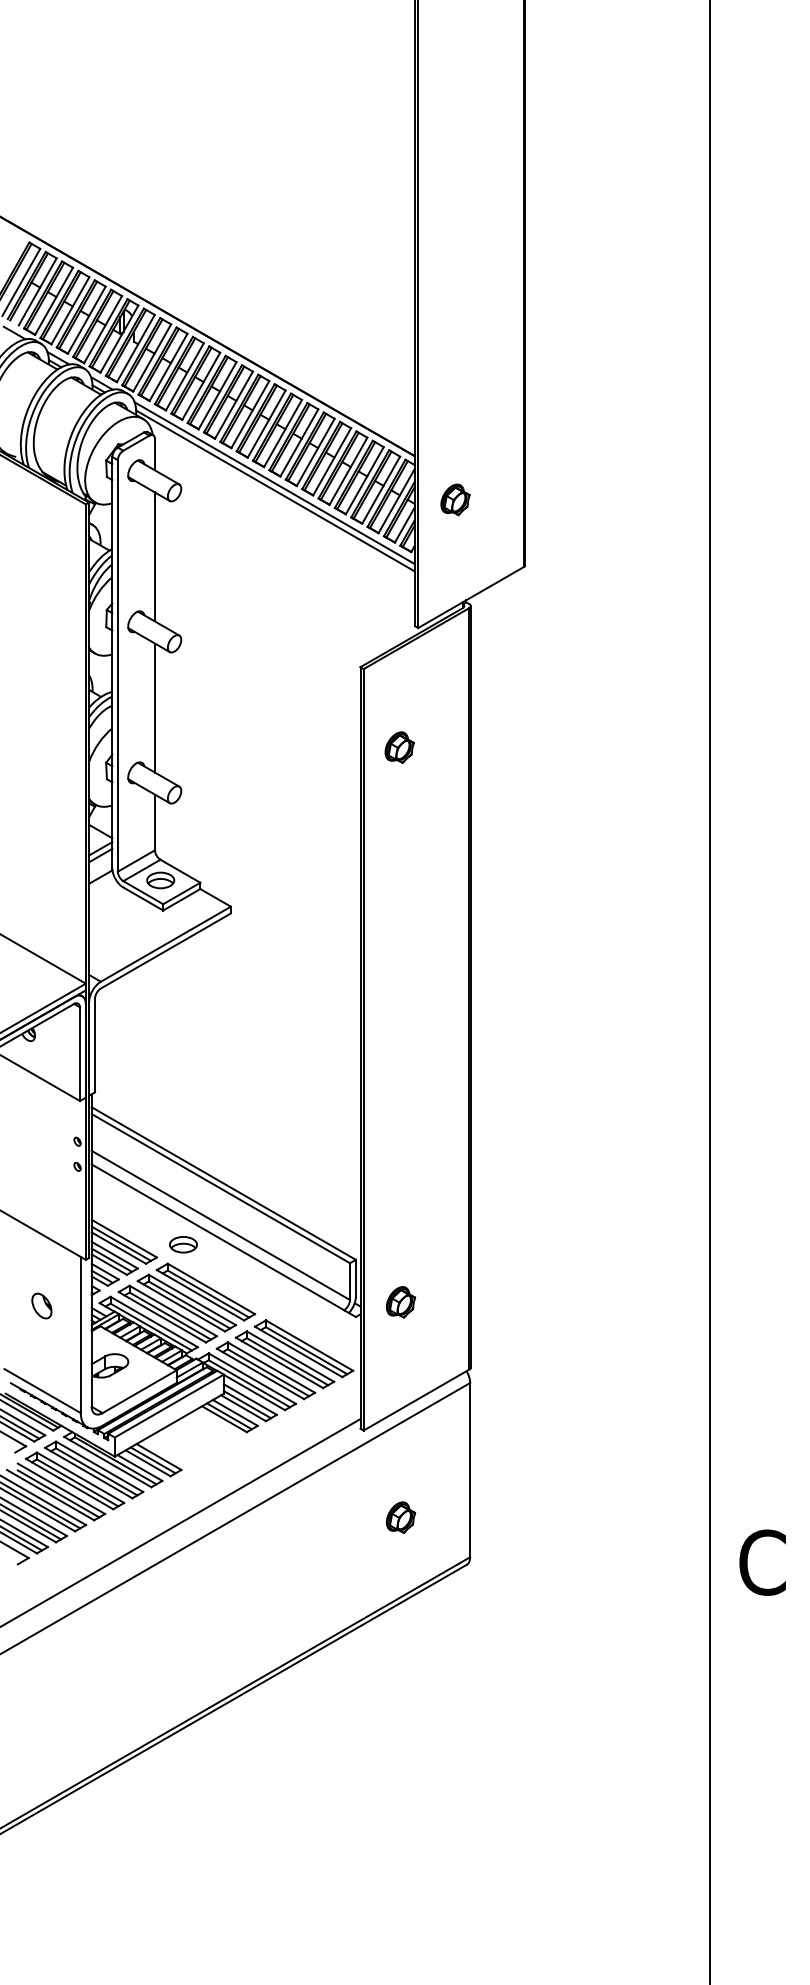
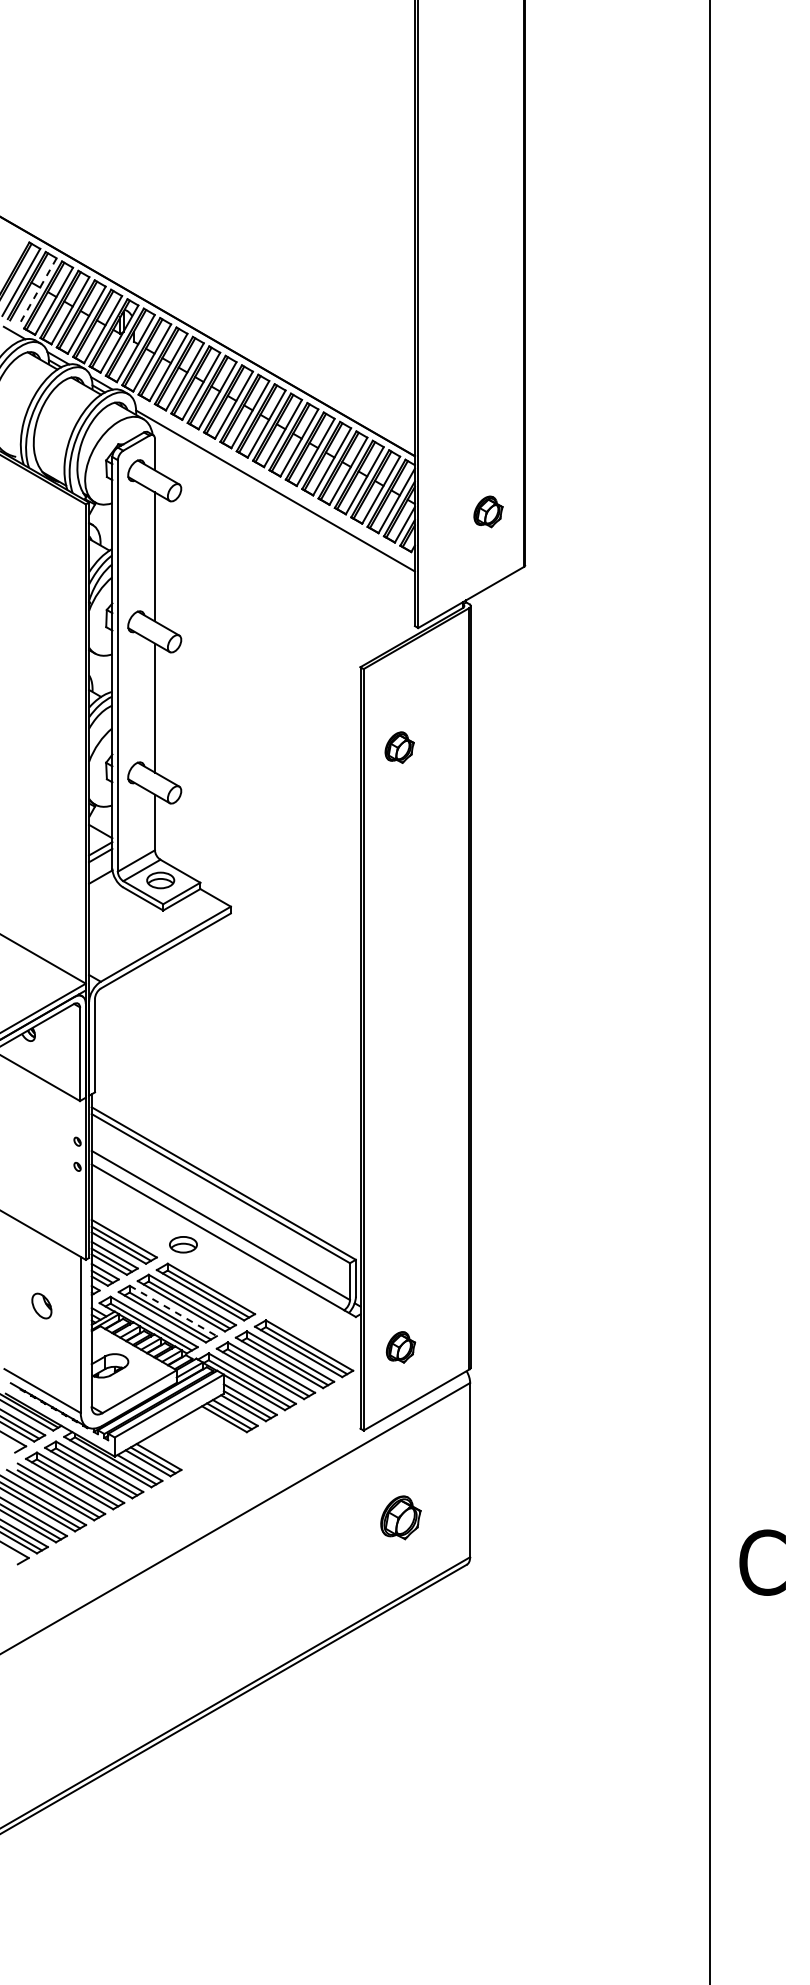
line: solid -> dashed (37, 291)
line: present -> none (274, 483)
part position: (455, 499) -> (488, 511) (488, 511)
part position: (400, 1302) -> (400, 1347) (400, 1347)
line: solid -> dashed (173, 1311)
part size: 32x33 px -> 42x46 px (400, 1517)
line: present -> none (181, 1522)
